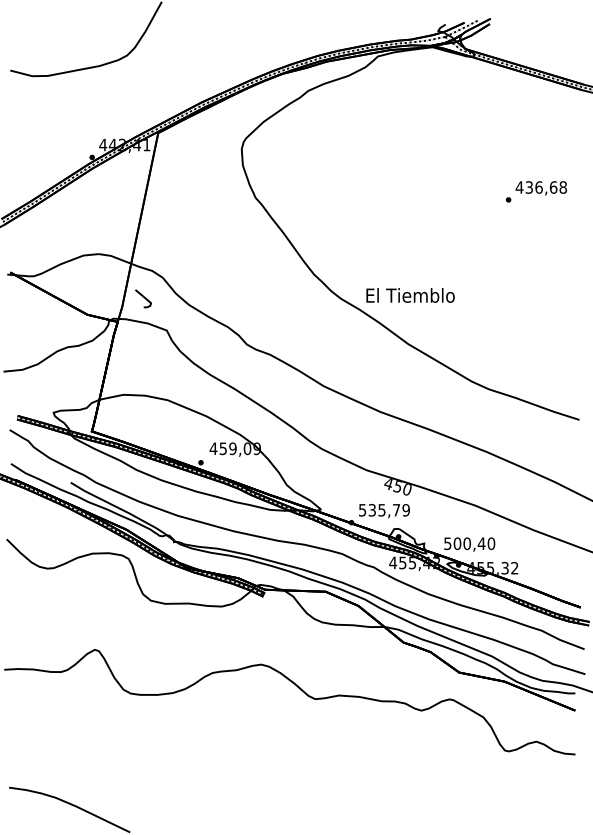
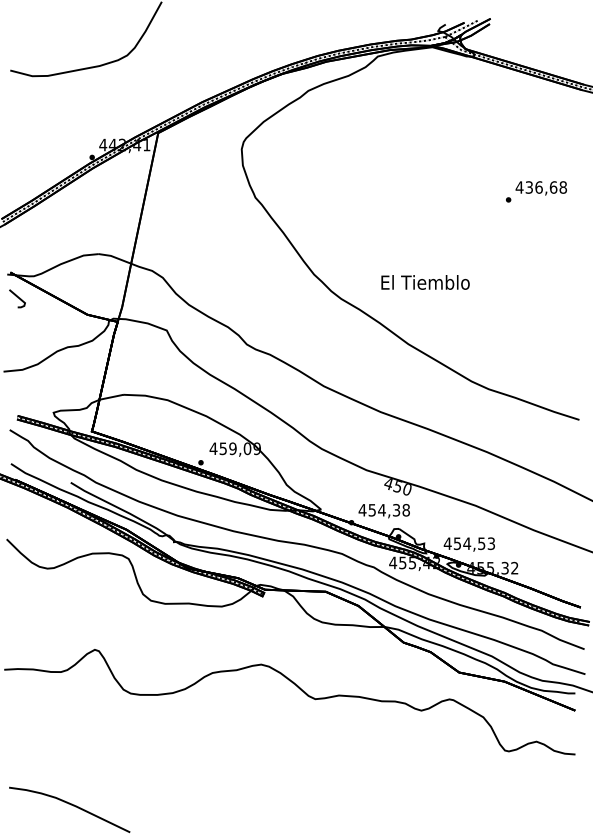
text position: (410, 295) -> (425, 282) (425, 282)
line position: (143, 297) -> (17, 297) (17, 297)
text: 535,79 -> 454,38 (383, 510)
text: 500,40 -> 454,53 (469, 543)
